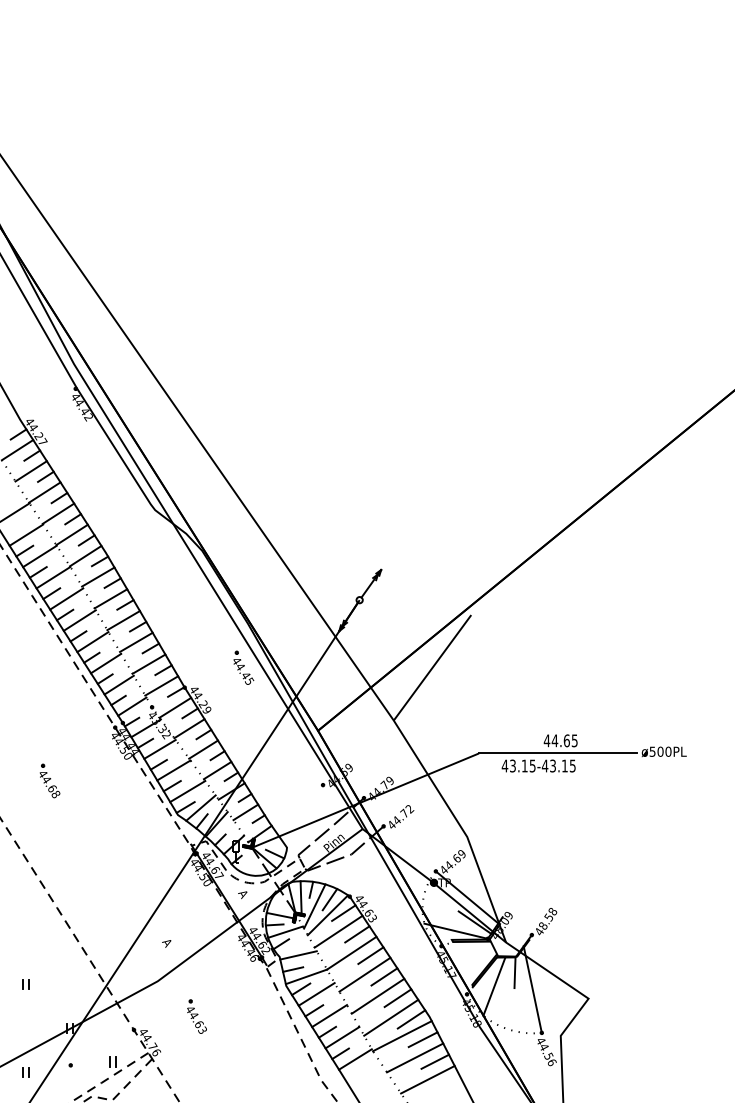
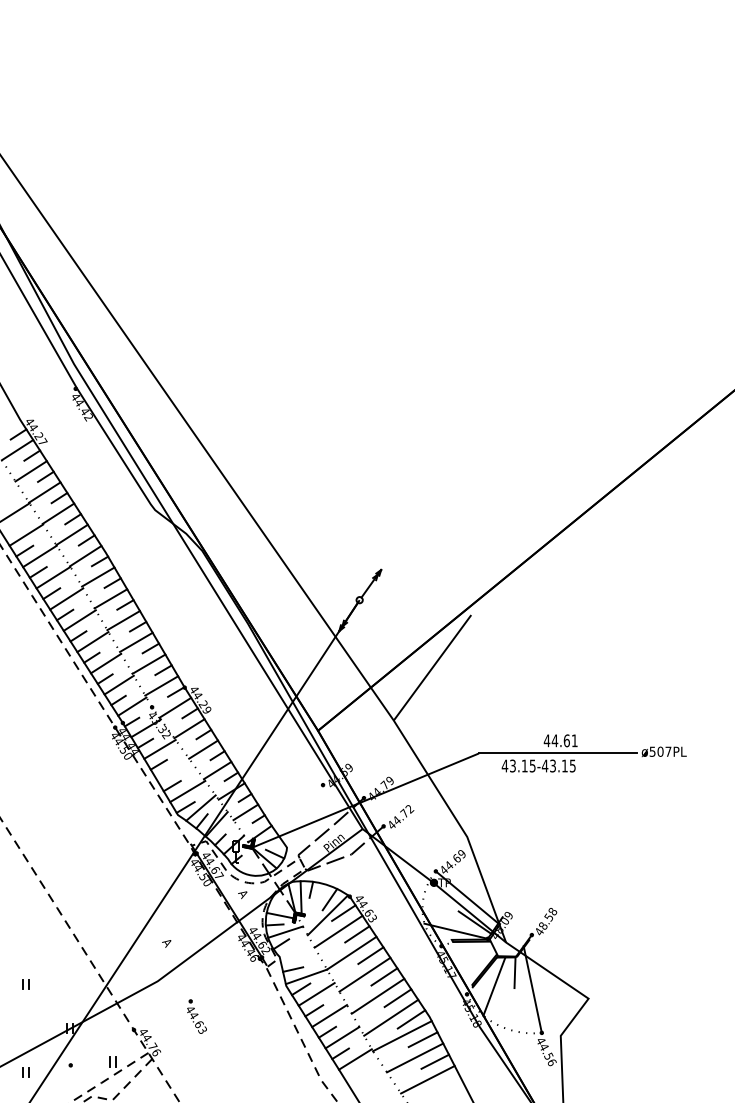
part: present -> none (243, 667)
text: 44.65 -> 44.61 (574, 740)
text: ø500PL -> ø507PL (668, 751)
line: present -> none (173, 770)
part: present -> none (49, 780)
line: present -> none (314, 906)
line: present -> none (298, 955)
